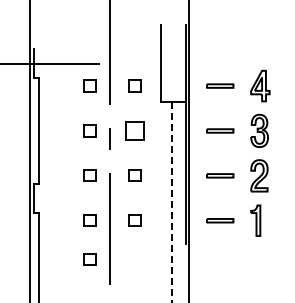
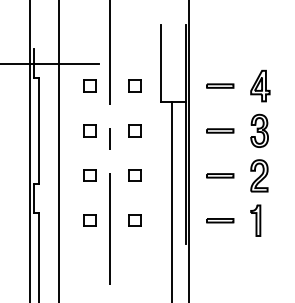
part size: 20x20 px -> 14x14 px (134, 130)
line: none -> present (58, 150)
line: dashed -> solid (171, 202)
part: present -> none (89, 259)
